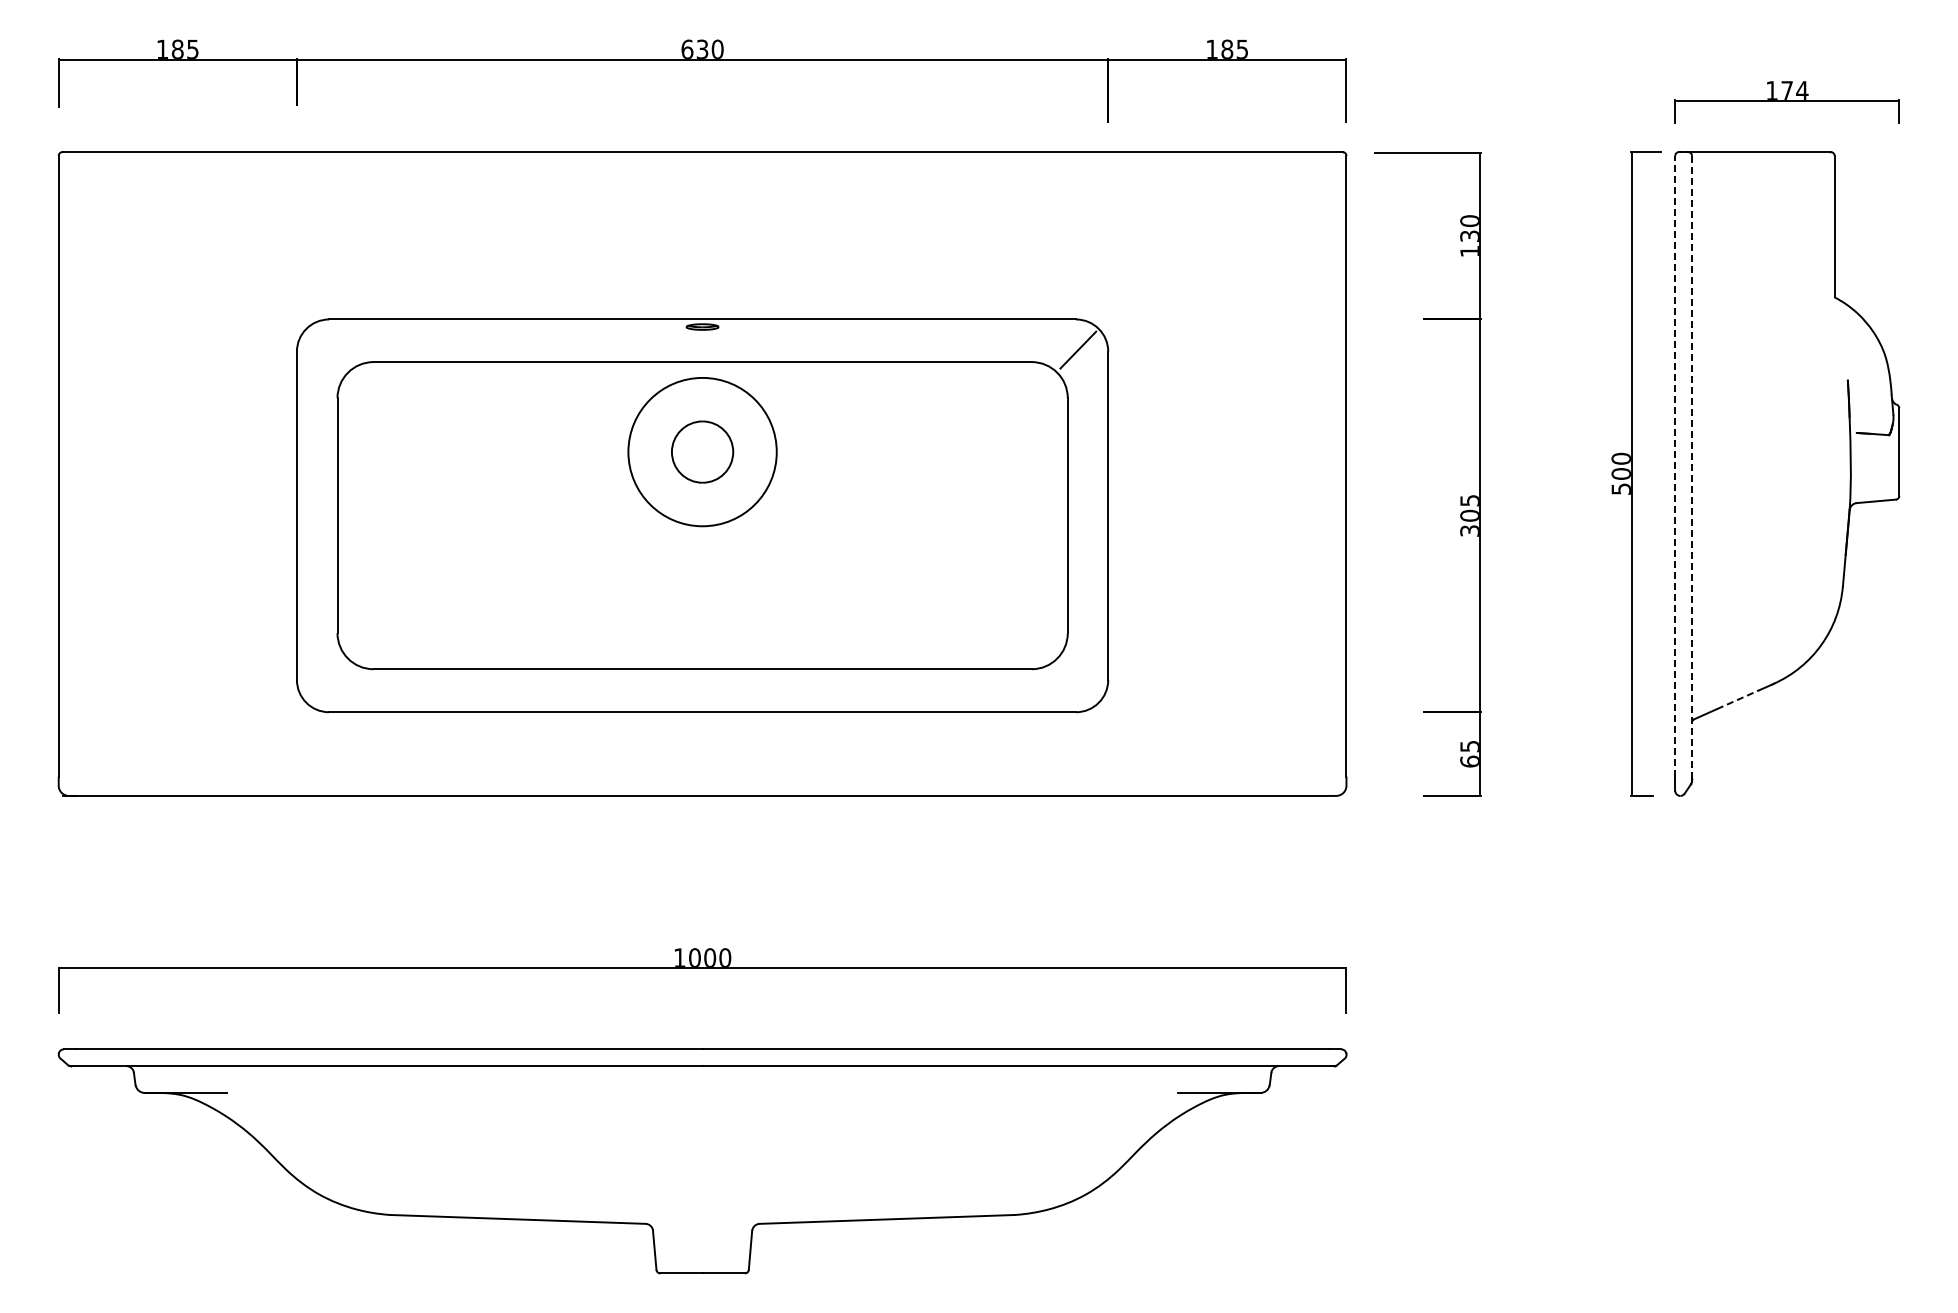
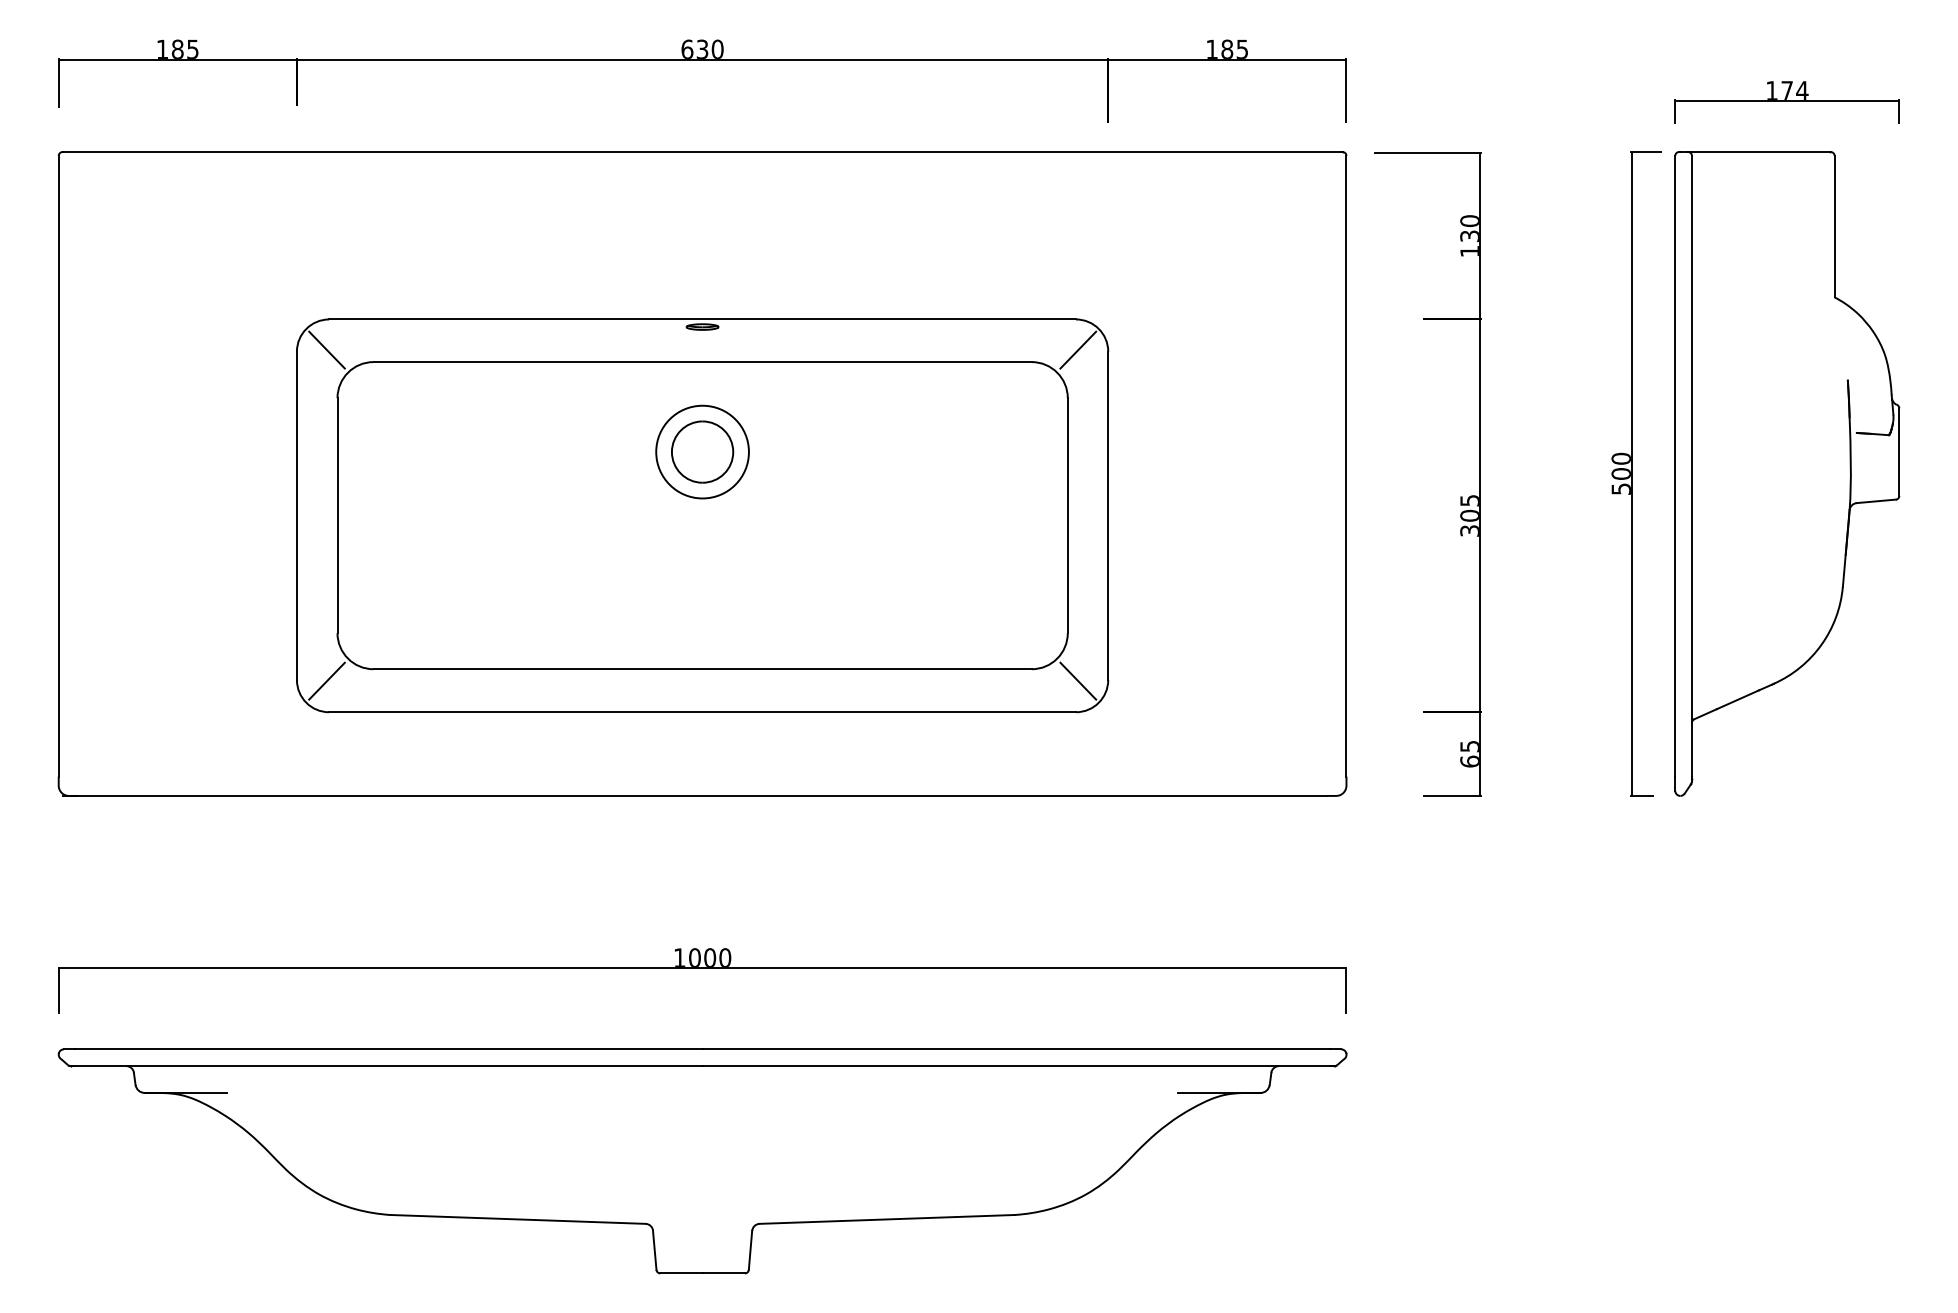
line: none -> present (326, 349)
circle diameter: 148 px -> 93 px (702, 451)
line: dashed -> solid (1675, 465)
line: dashed -> solid (1691, 466)
line: none -> present (326, 680)
line: none -> present (1078, 680)
line: dashed -> solid (1738, 699)
